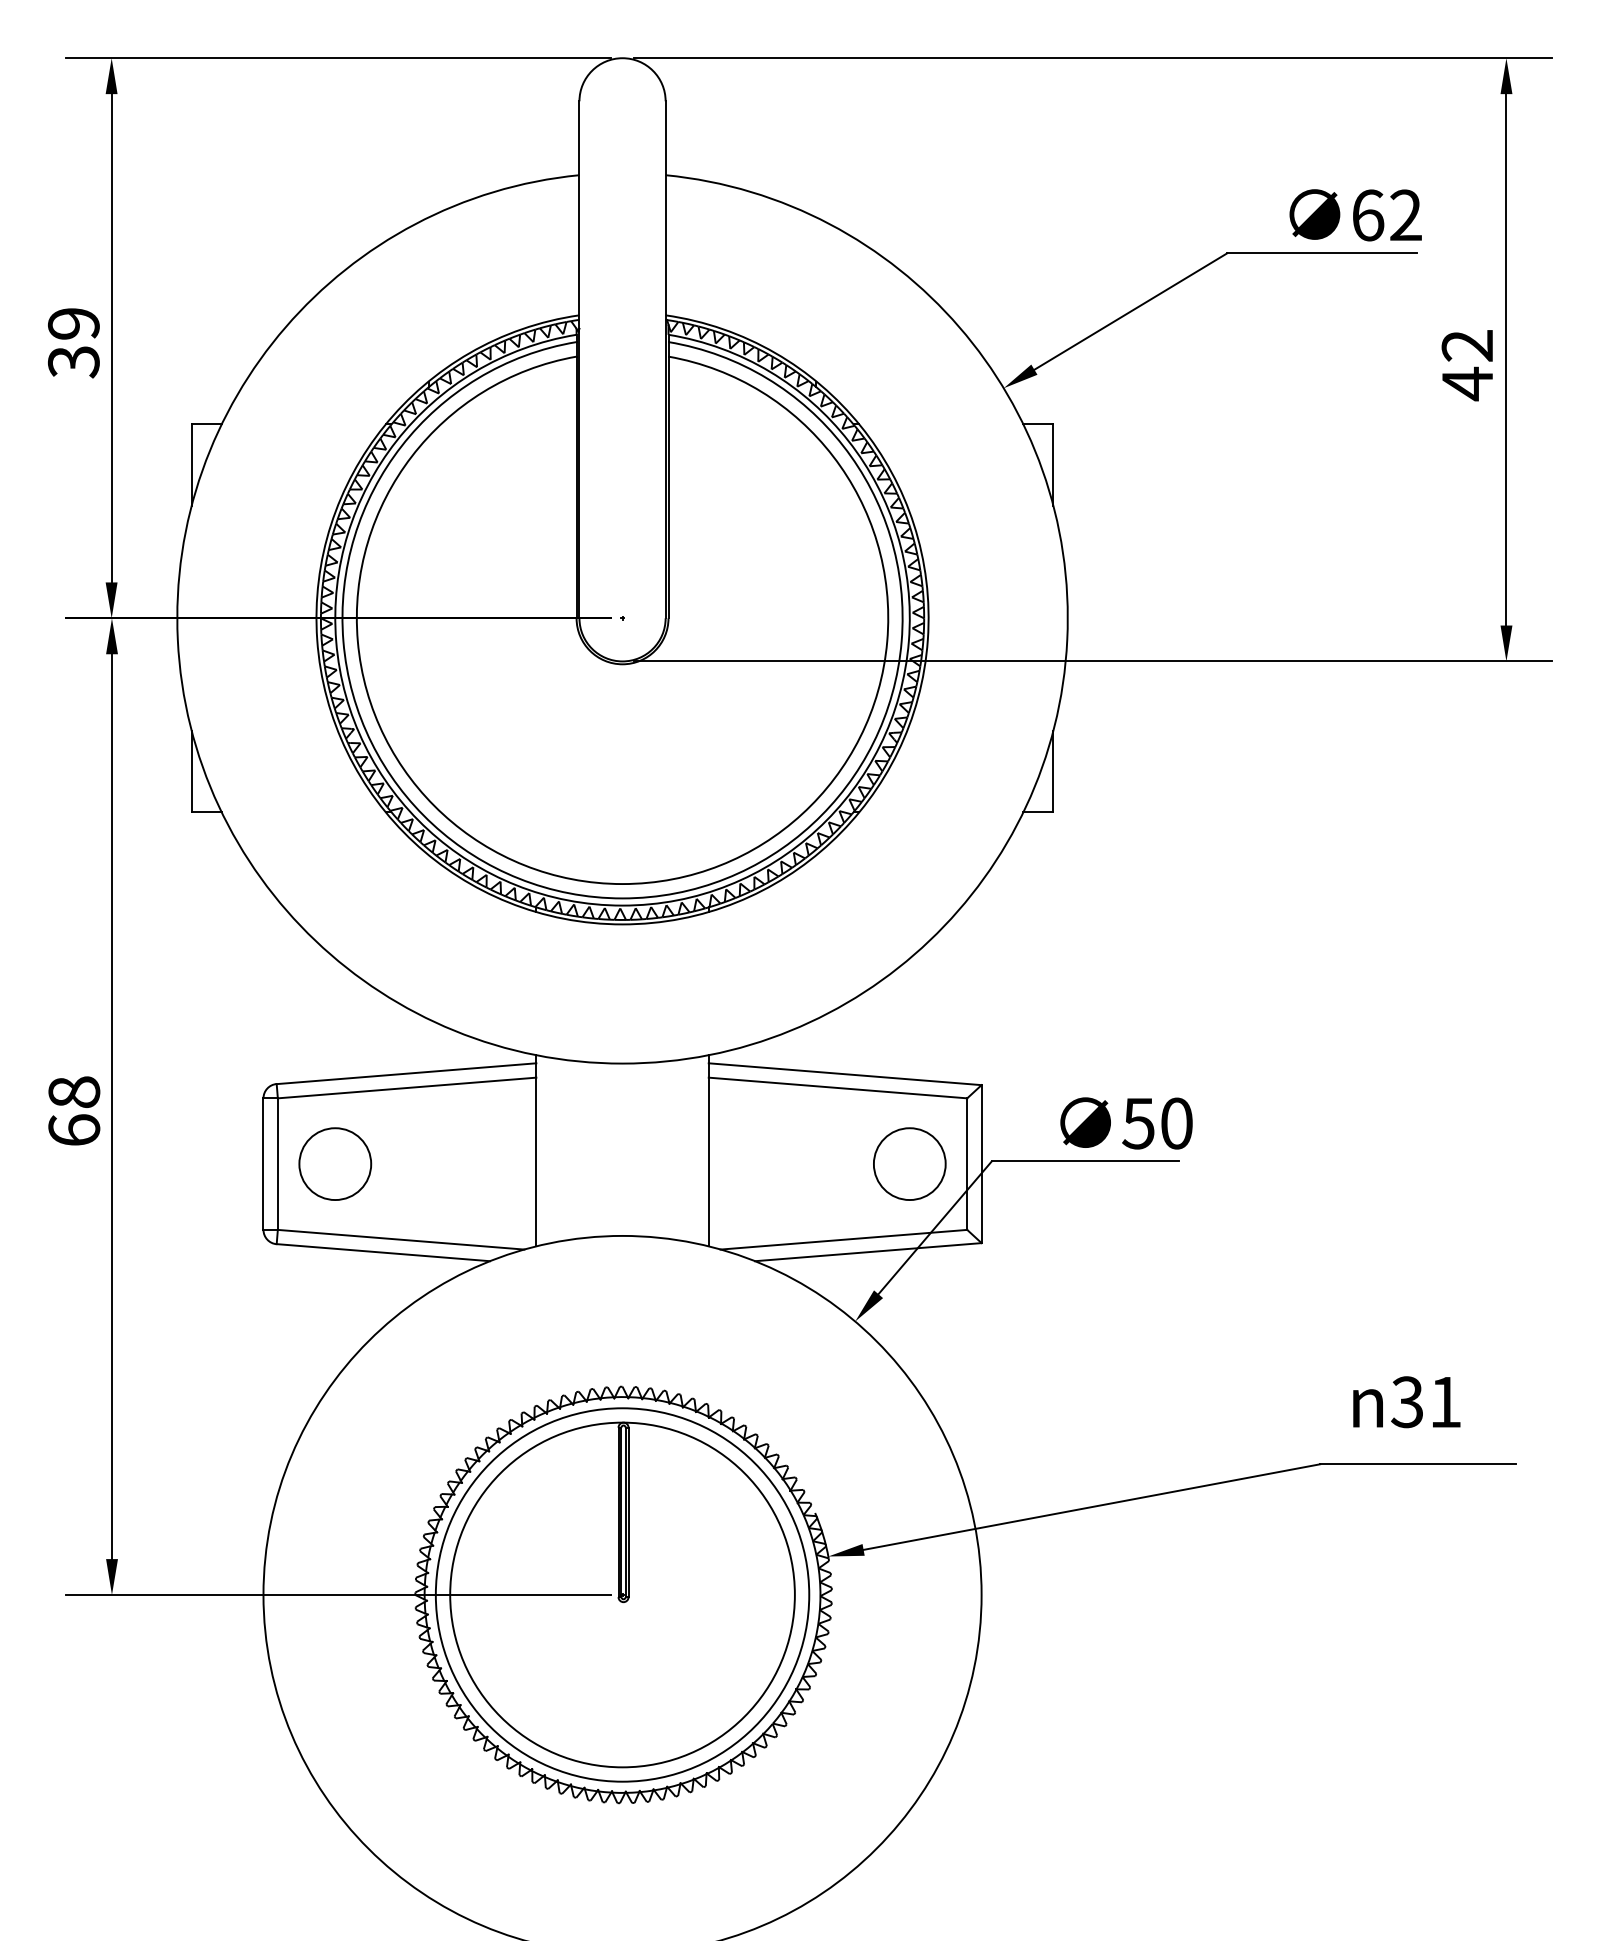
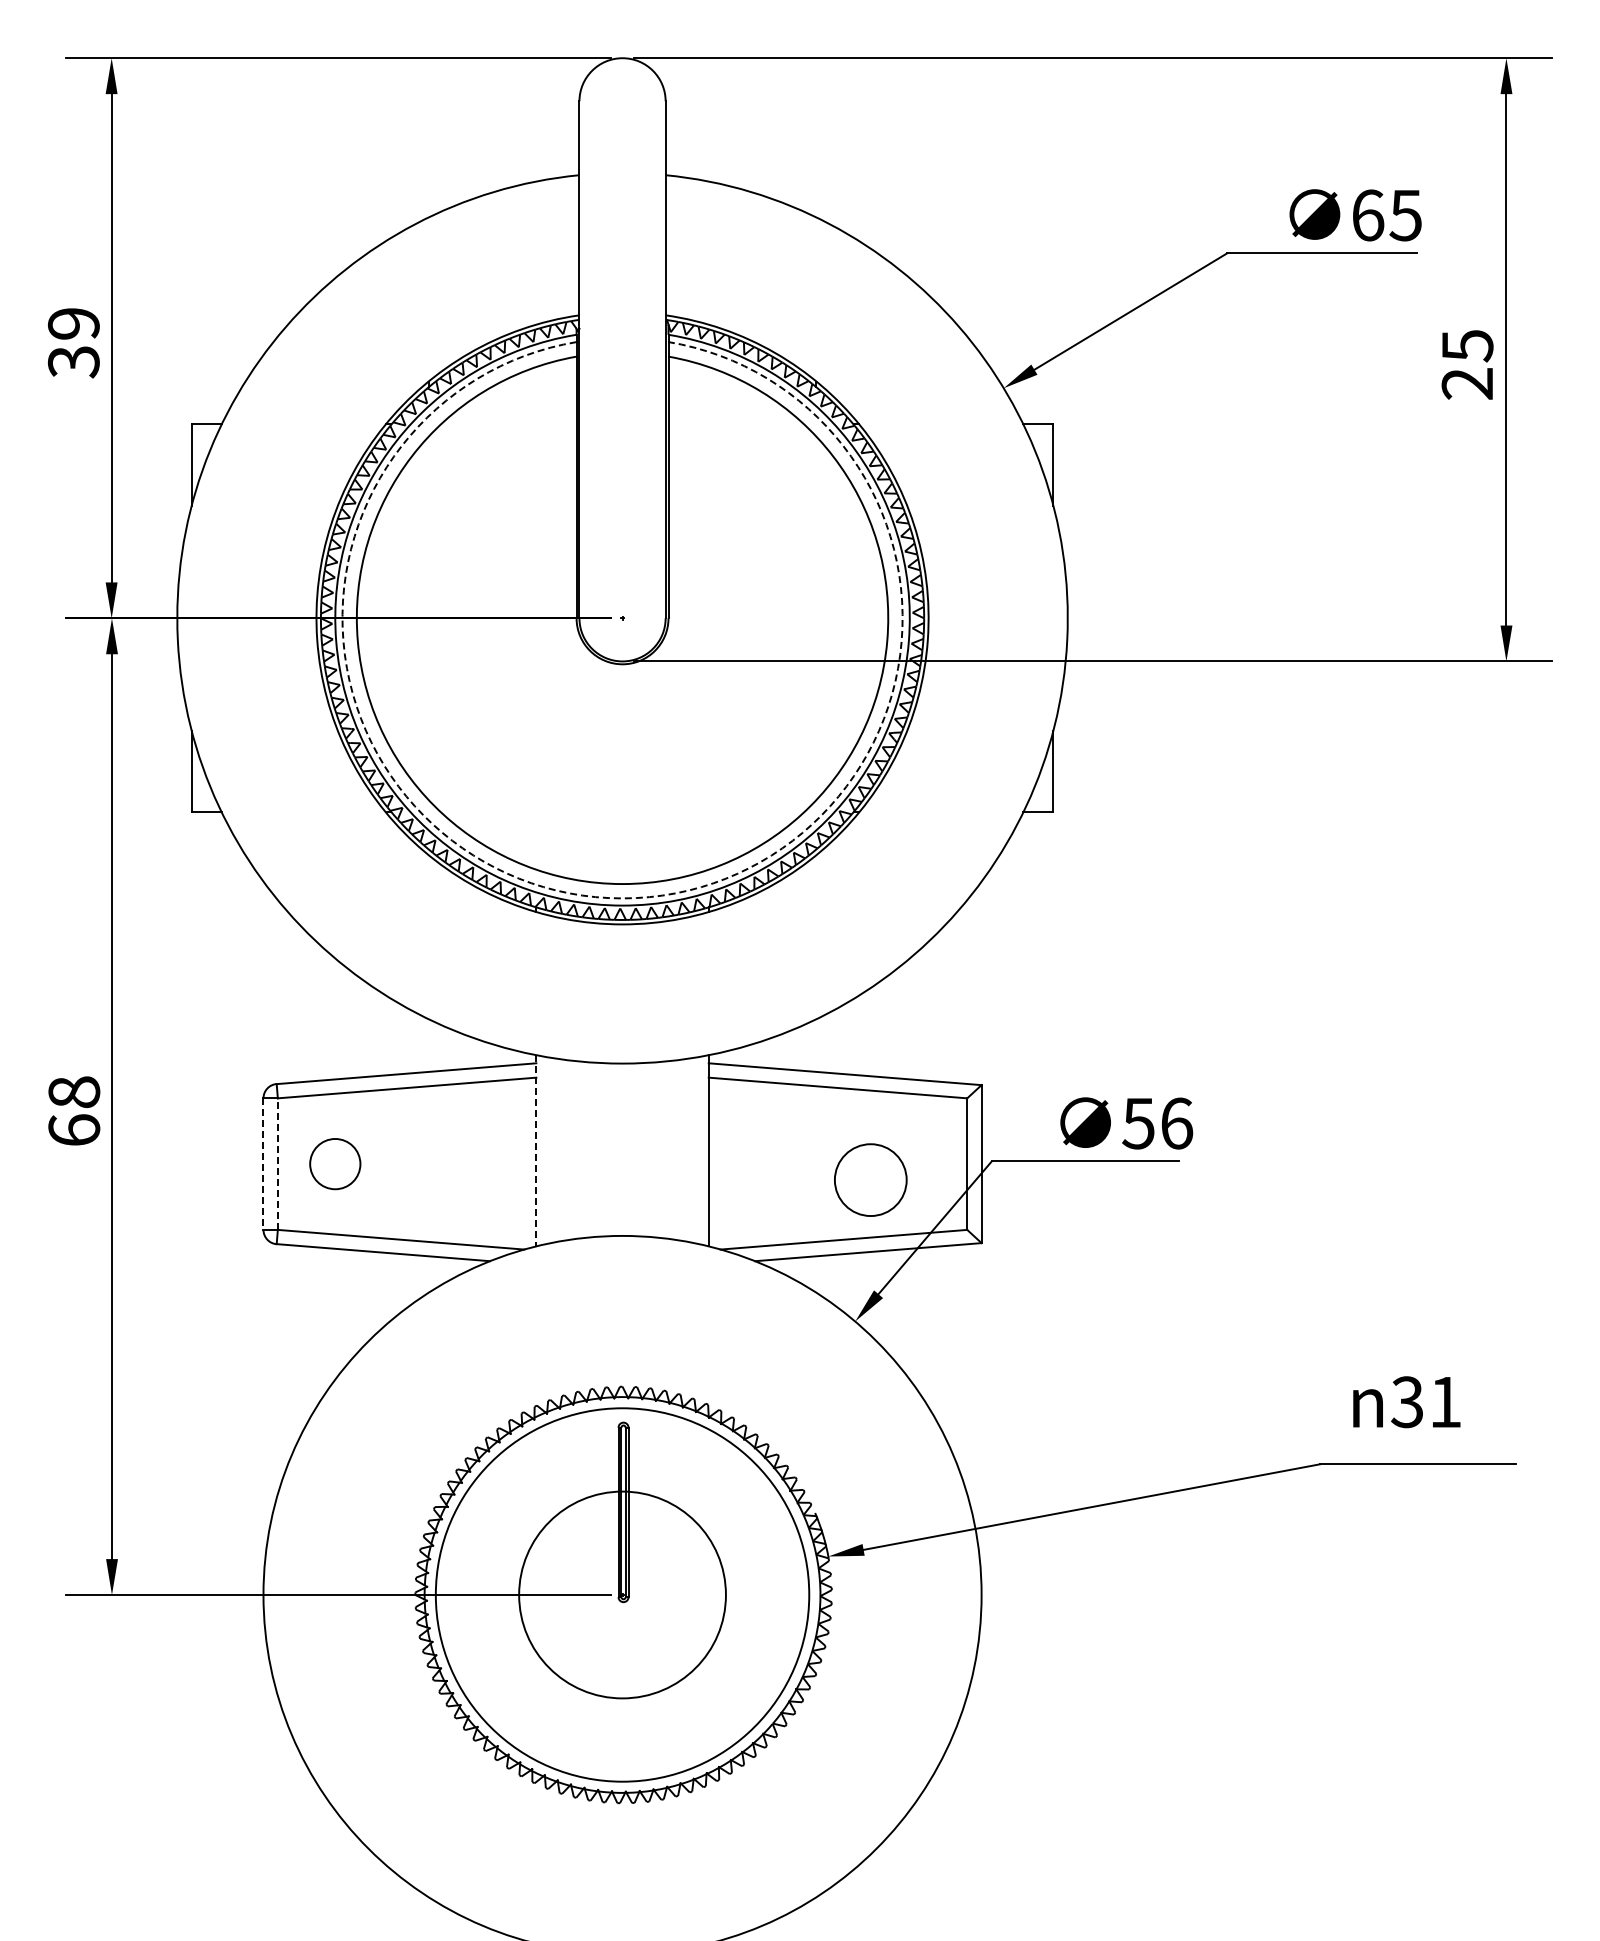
text: 62 -> 65 (1405, 215)
text: 42 -> 25 (1467, 365)
arc: solid -> dashed (622, 898)
text: 50 -> 56 (1177, 1123)
line: solid -> dashed (536, 1150)
circle position: (909, 1163) -> (870, 1179) (870, 1179)
line: solid -> dashed (263, 1164)
line: solid -> dashed (277, 1164)
circle diameter: 72 px -> 50 px (335, 1163)
circle diameter: 345 px -> 207 px (622, 1594)
